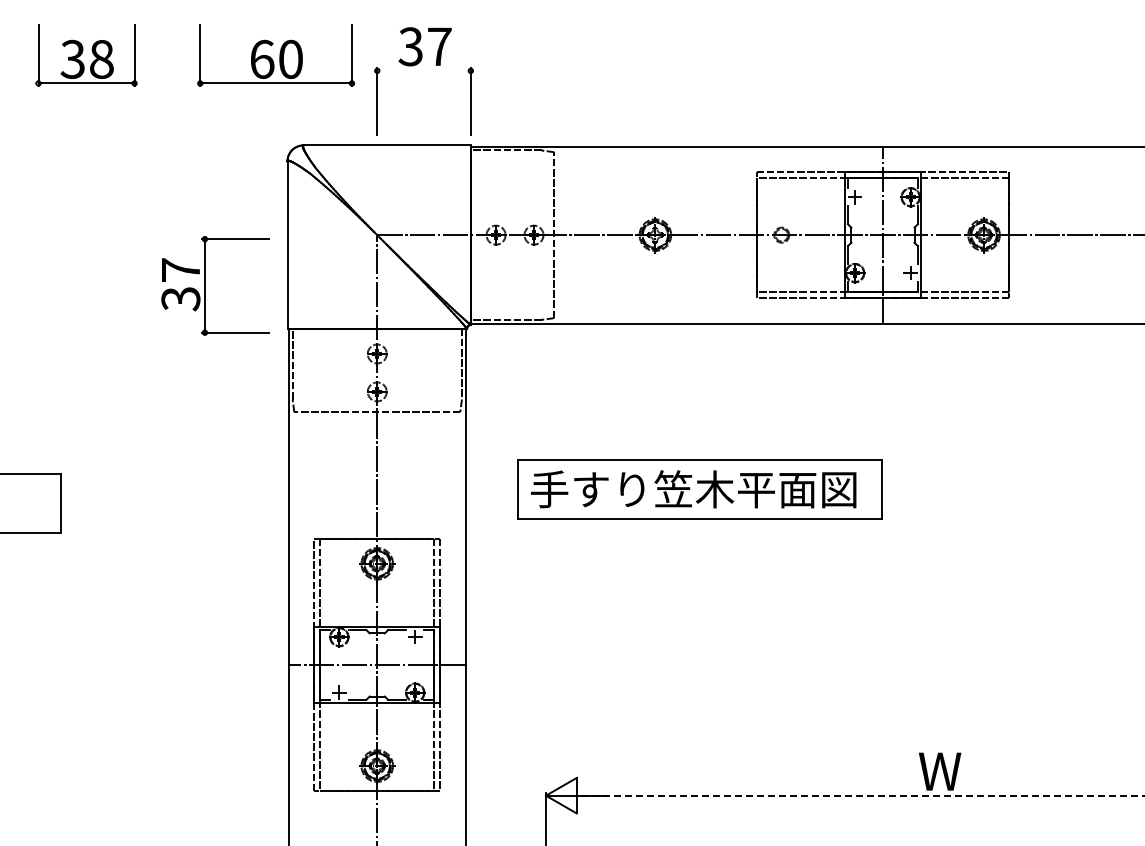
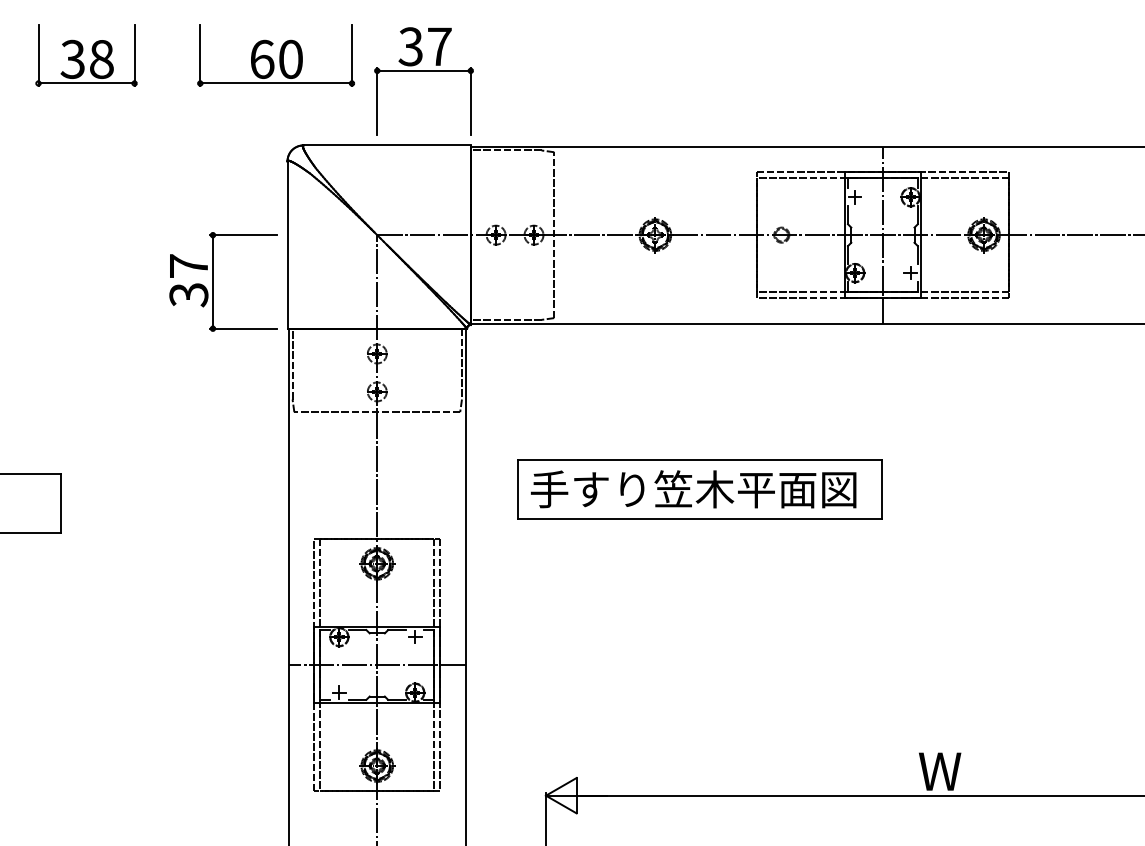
line: none -> present (423, 70)
part position: (205, 285) -> (213, 281) (213, 281)
line: dashed -> solid (863, 795)
